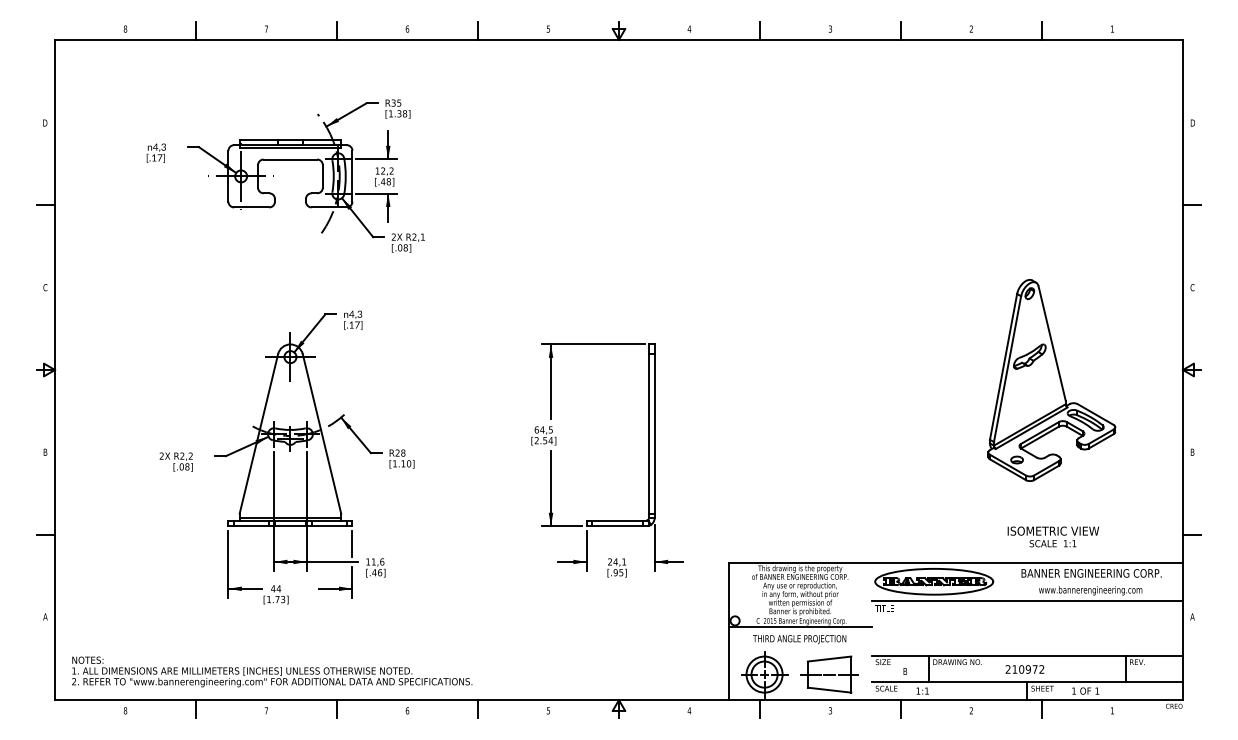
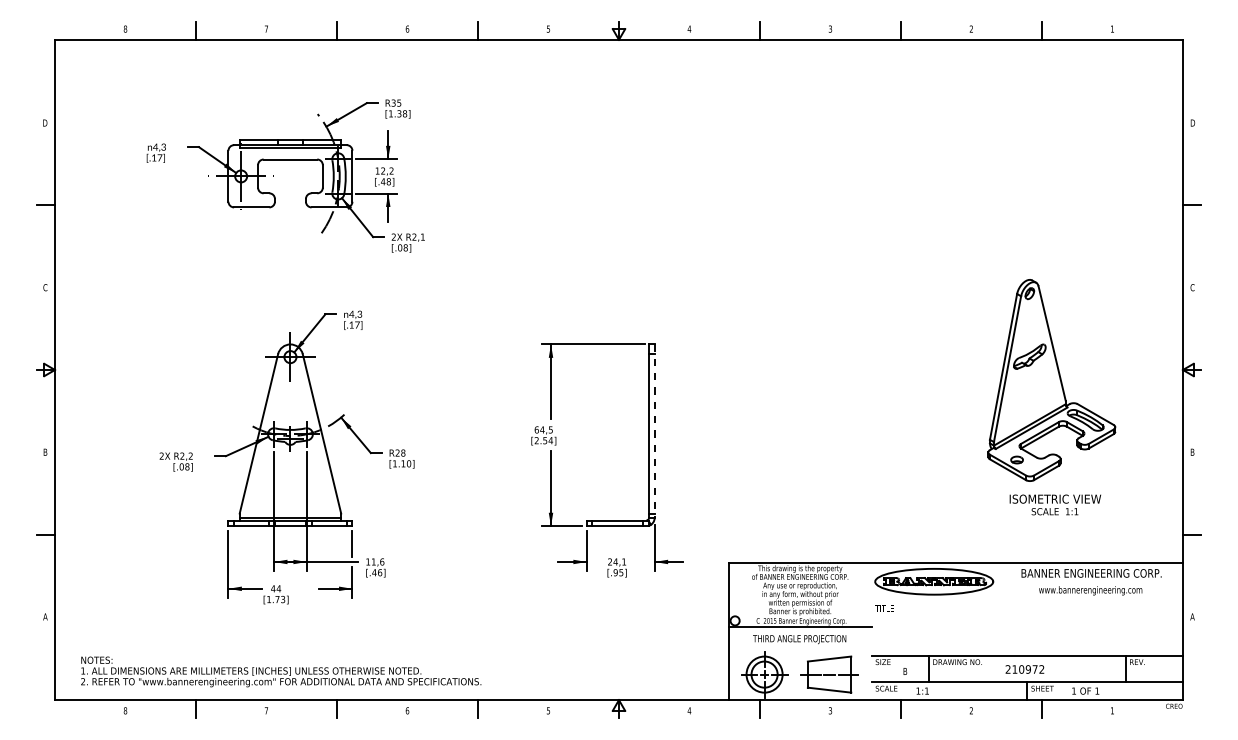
line: solid -> dashed (654, 431)
text position: (1053, 536) -> (1055, 504) (1055, 504)
line: present -> none (1026, 601)
text position: (272, 671) -> (281, 671) (281, 671)
